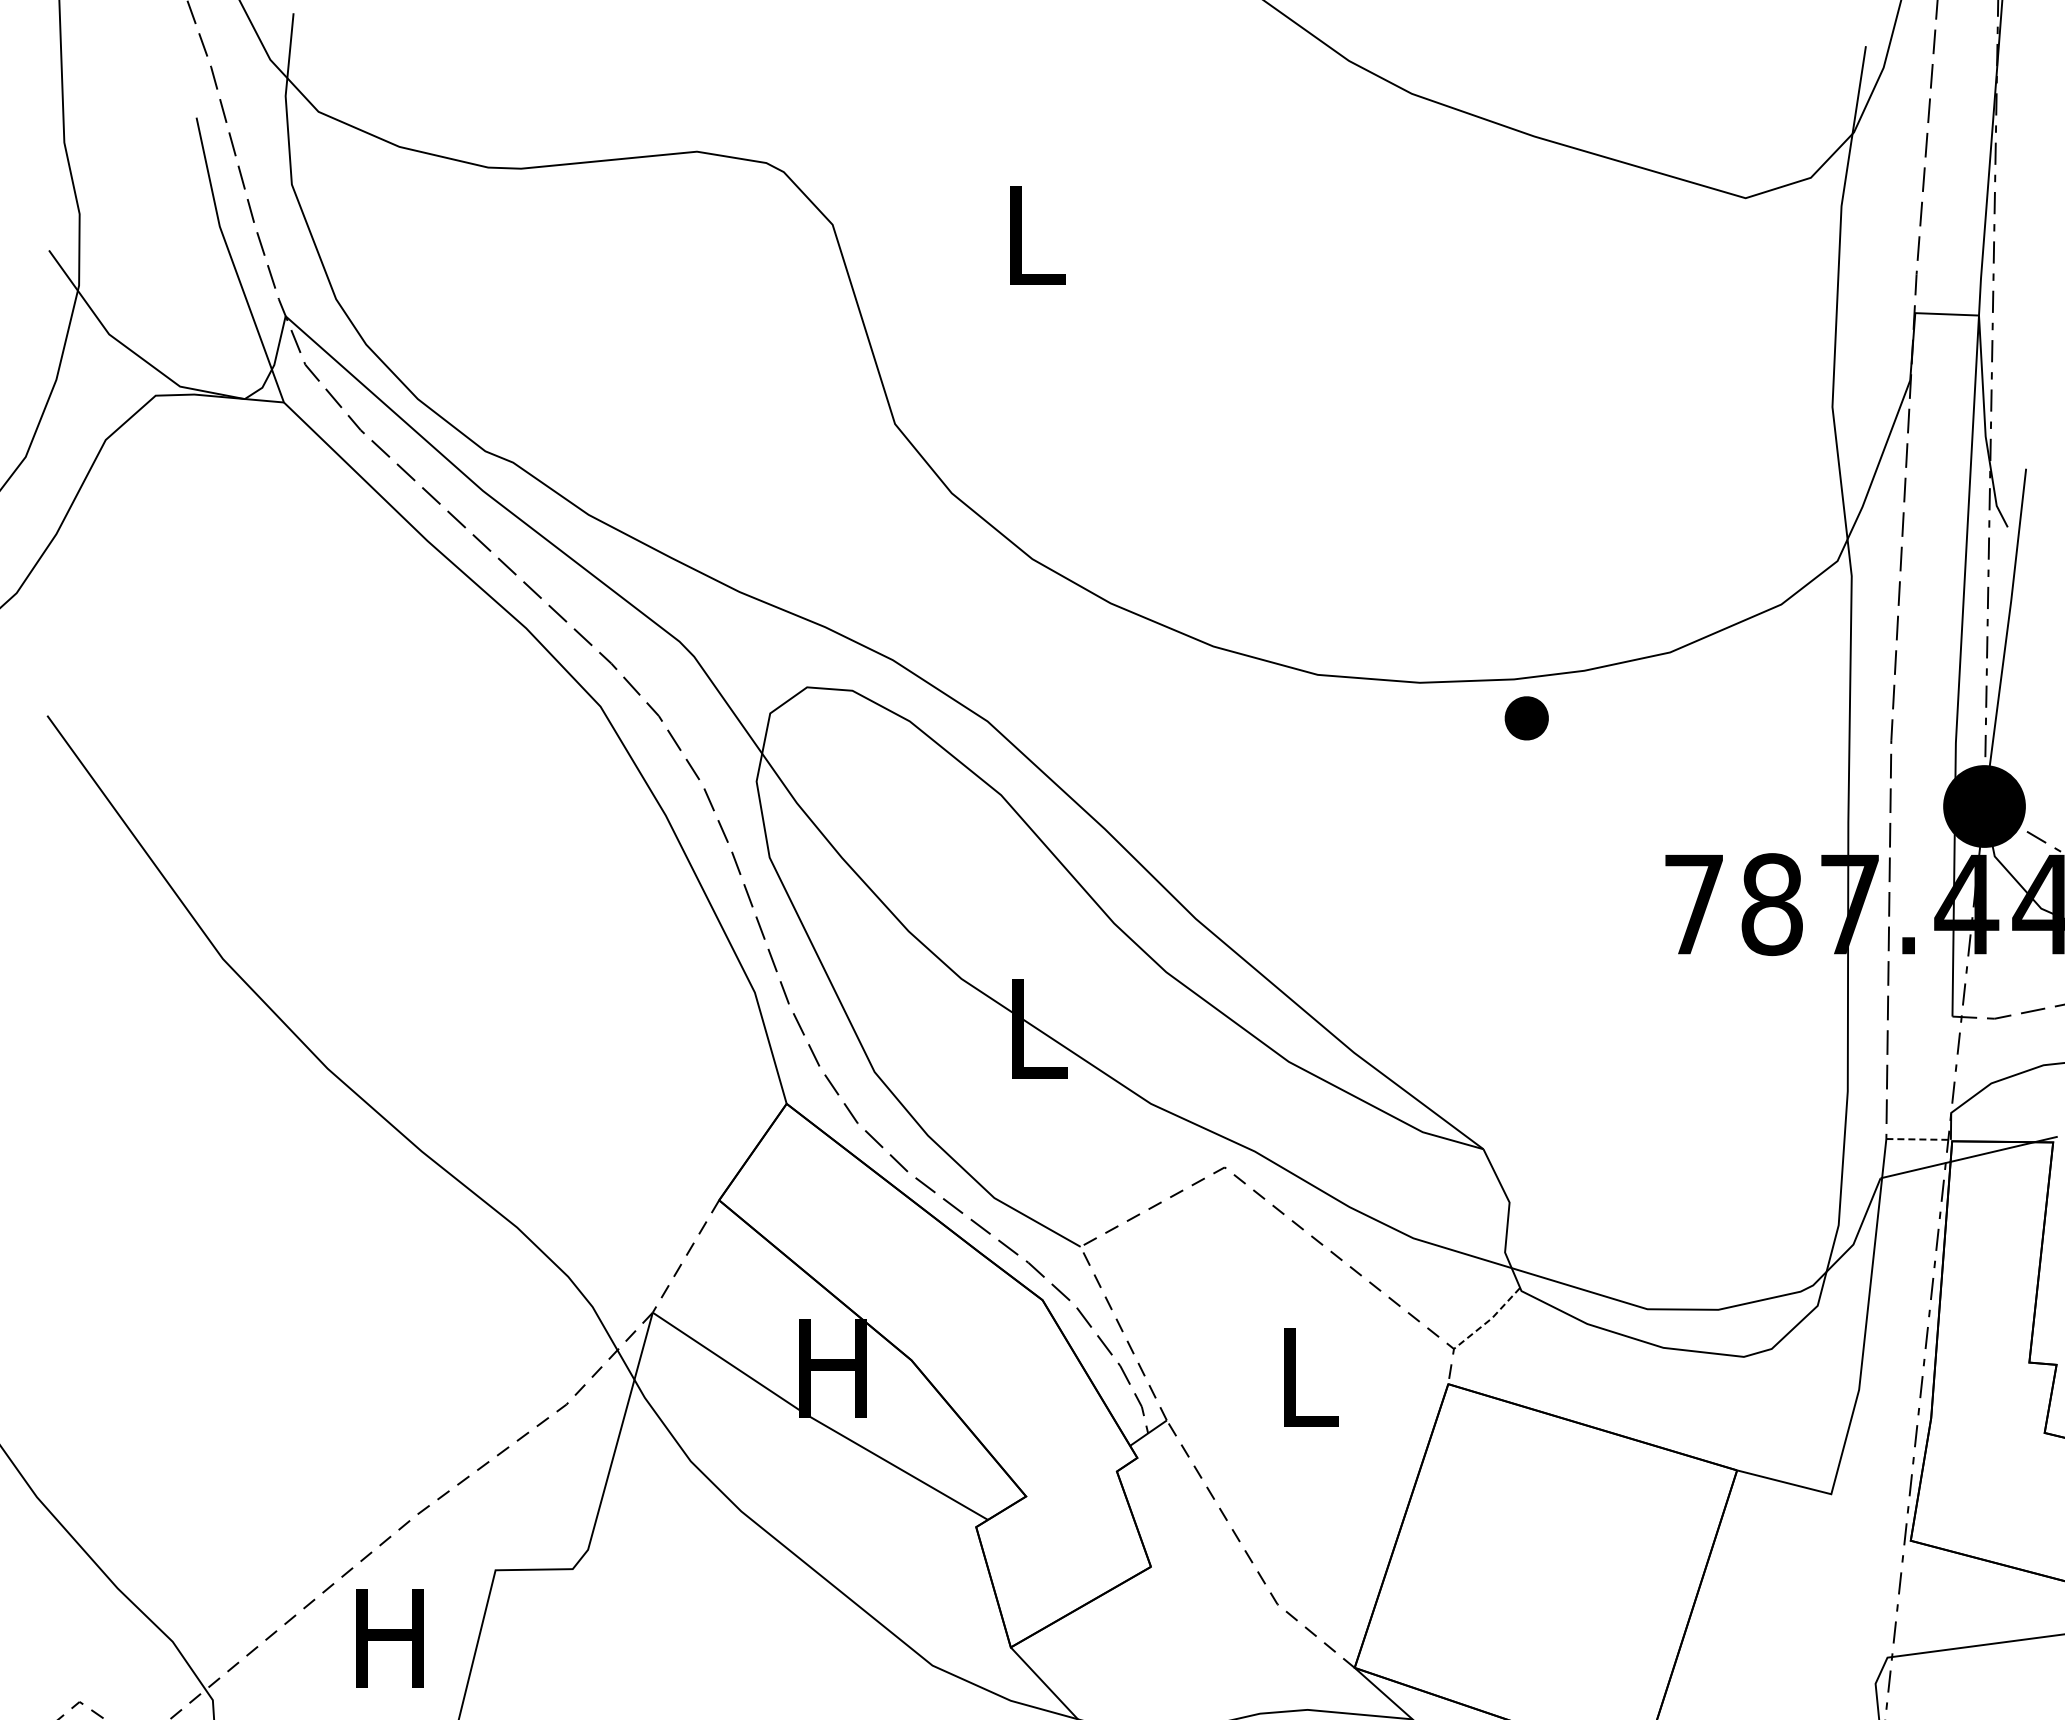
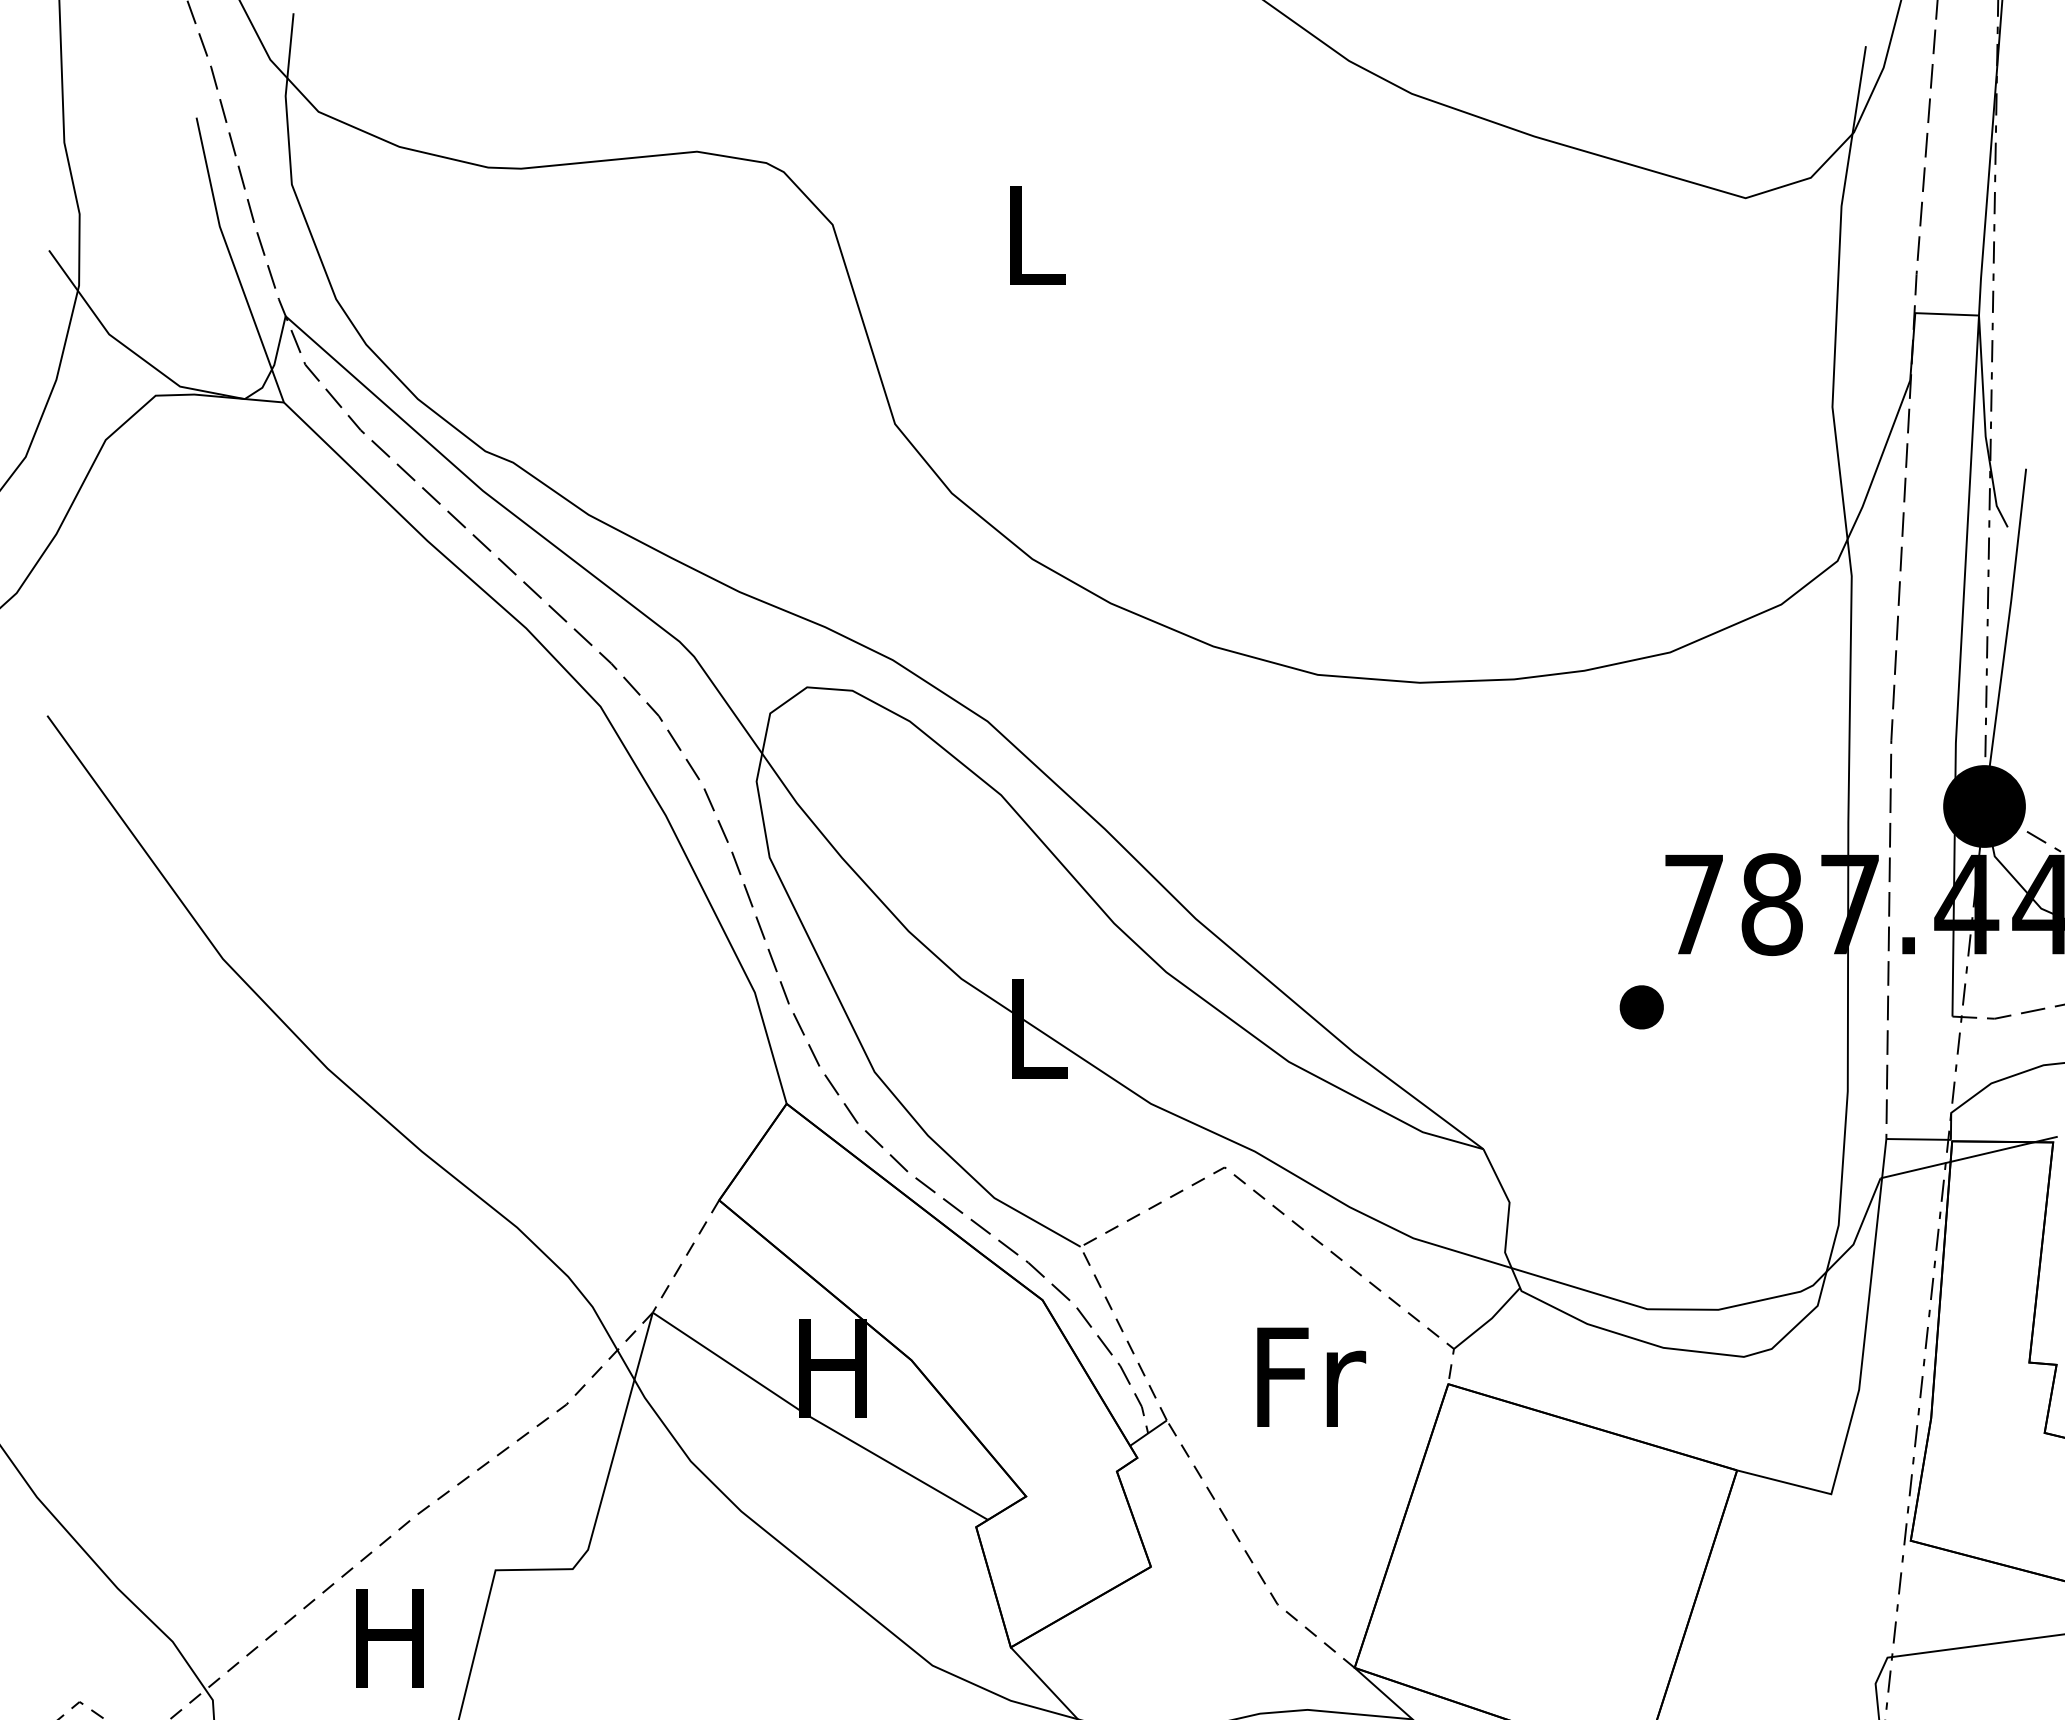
part position: (1526, 718) -> (1641, 1007) (1641, 1007)
line: dashed -> solid (1919, 1139)
line: dashed -> solid (1489, 1320)
text: L -> Fr (1311, 1376)
